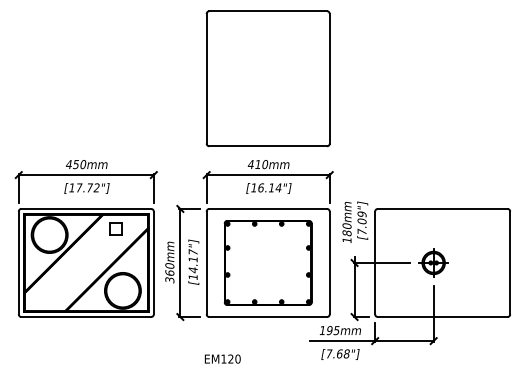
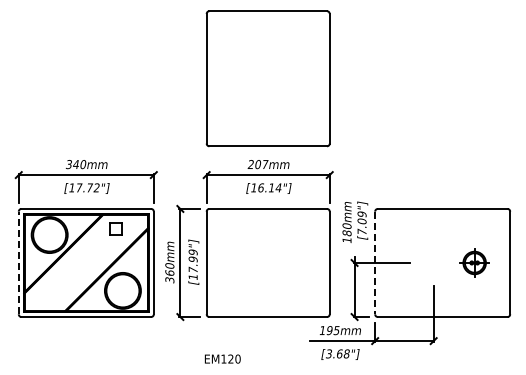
text: 450mm -> 340mm (71, 164)
text: 410mm -> 207mm (257, 164)
text: [14.17"] -> [17.99"] (192, 261)
line: solid -> dashed (18, 262)
part: present -> none (267, 262)
part position: (433, 262) -> (474, 262) (474, 262)
line: solid -> dashed (375, 263)
text: [7.68"] -> [3.68"] (329, 353)
